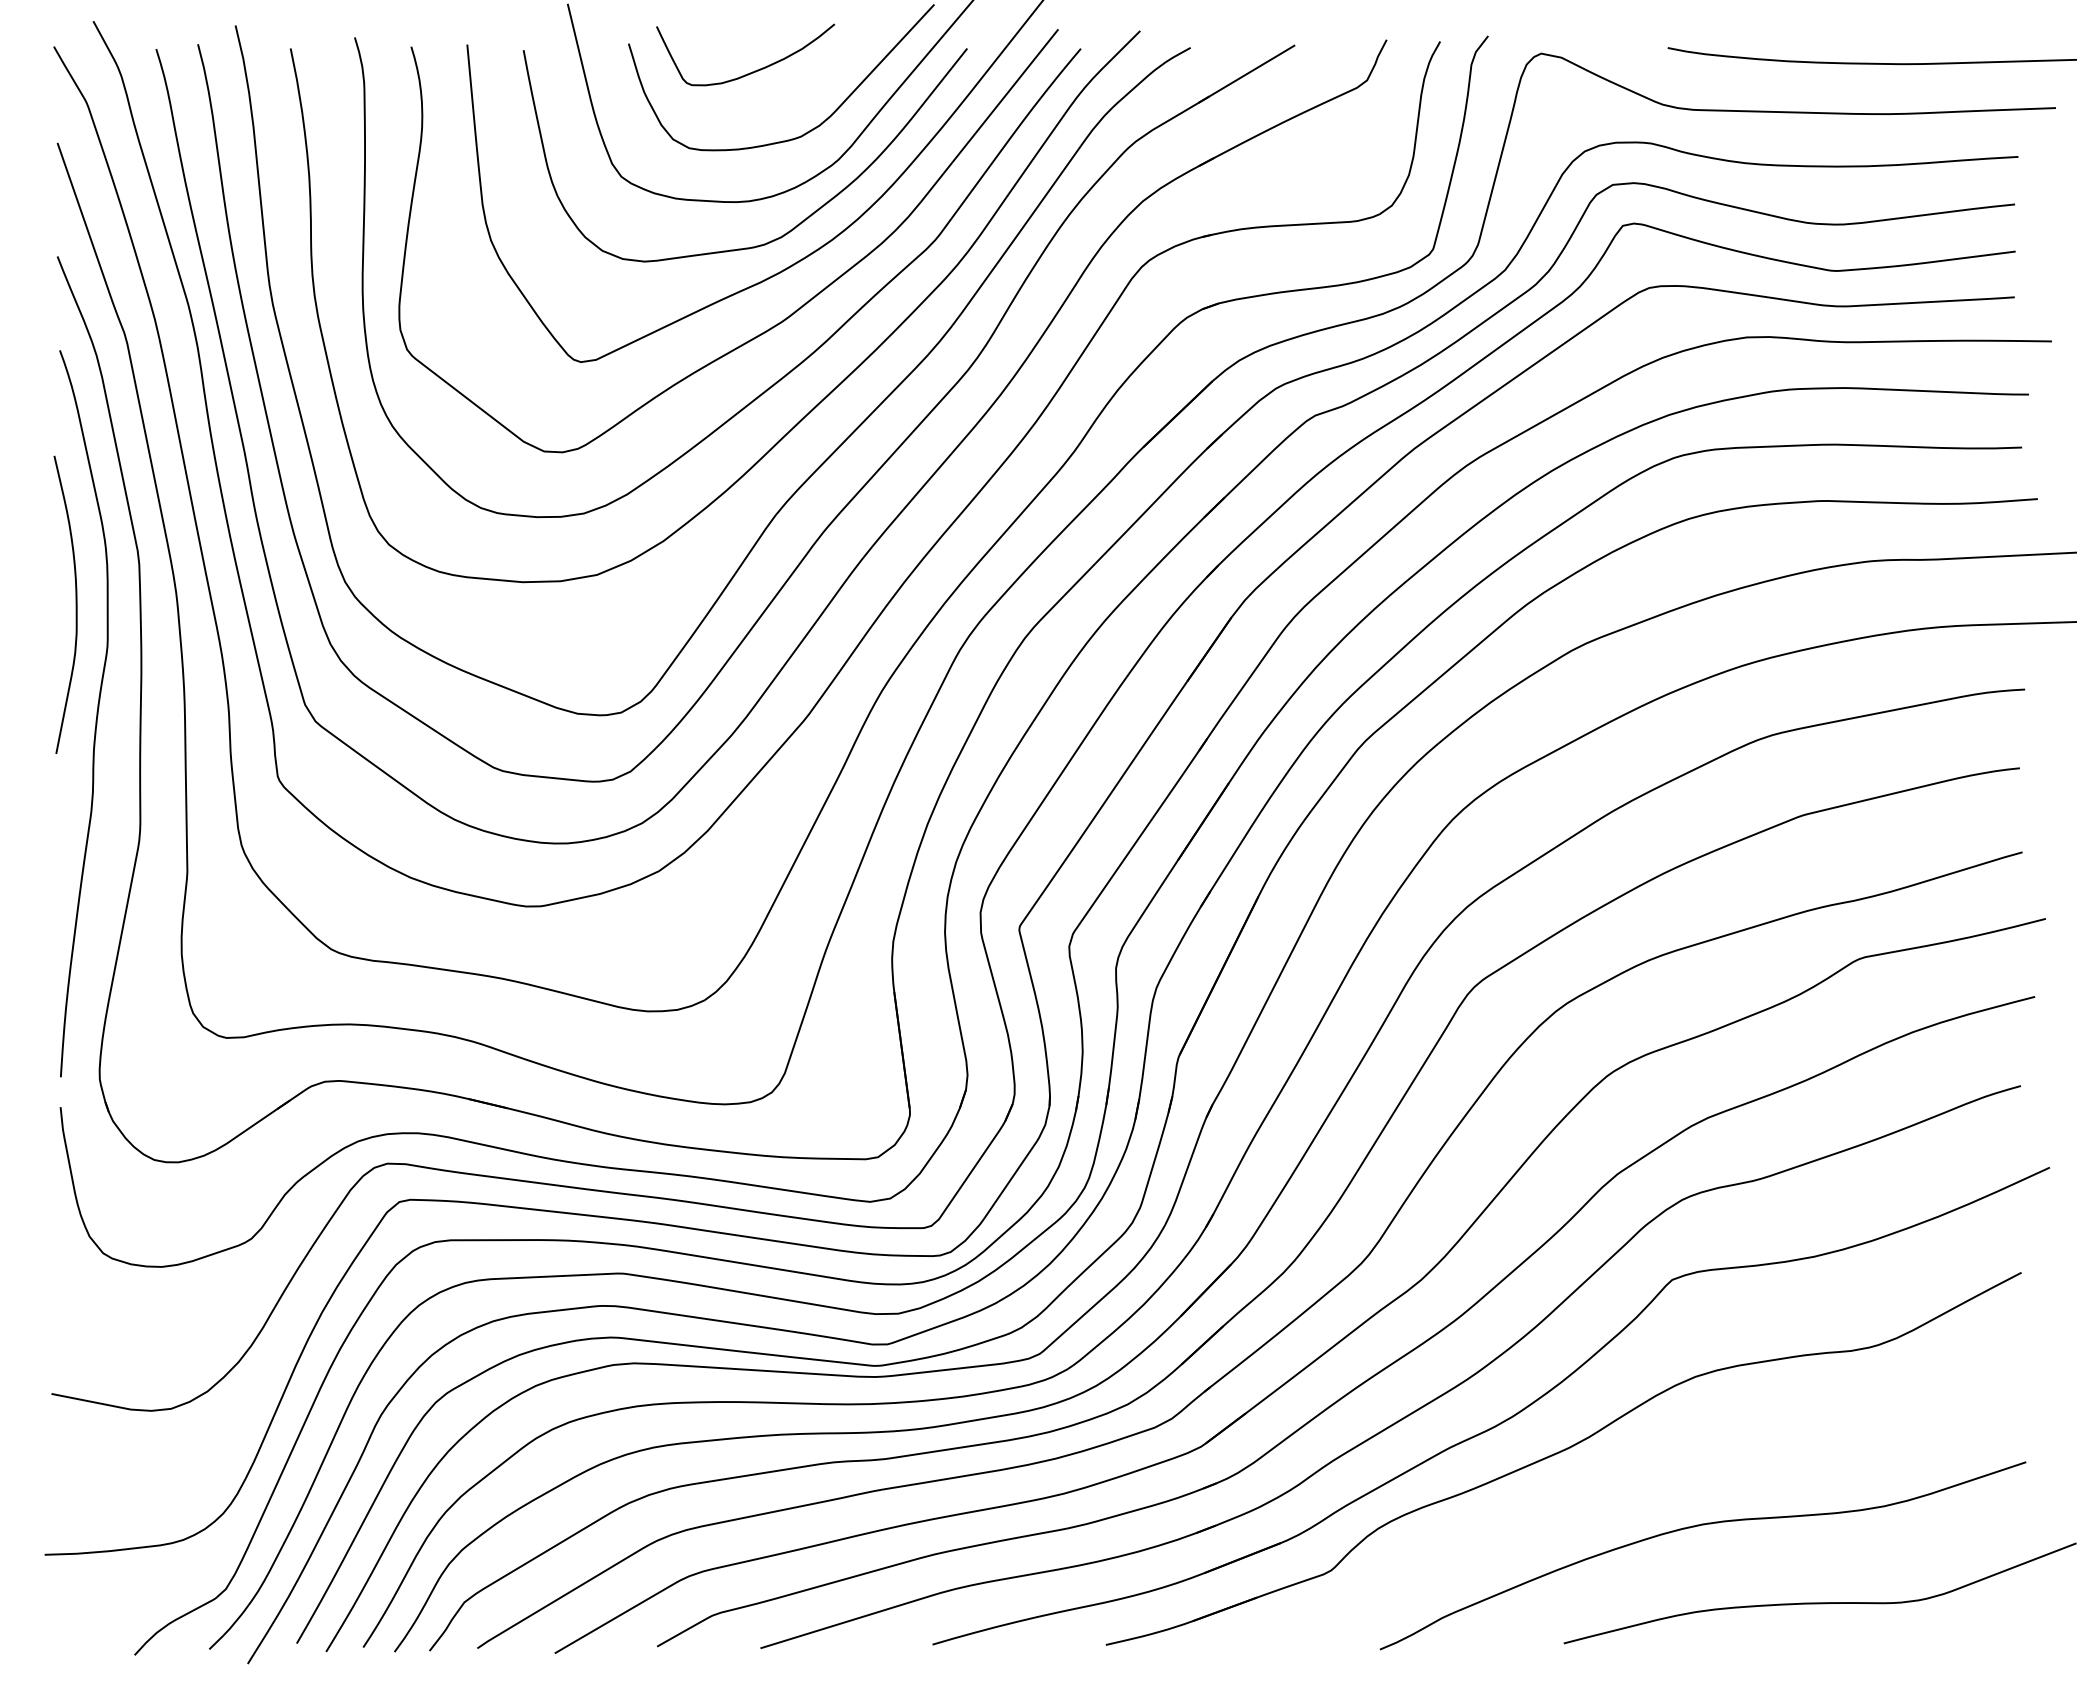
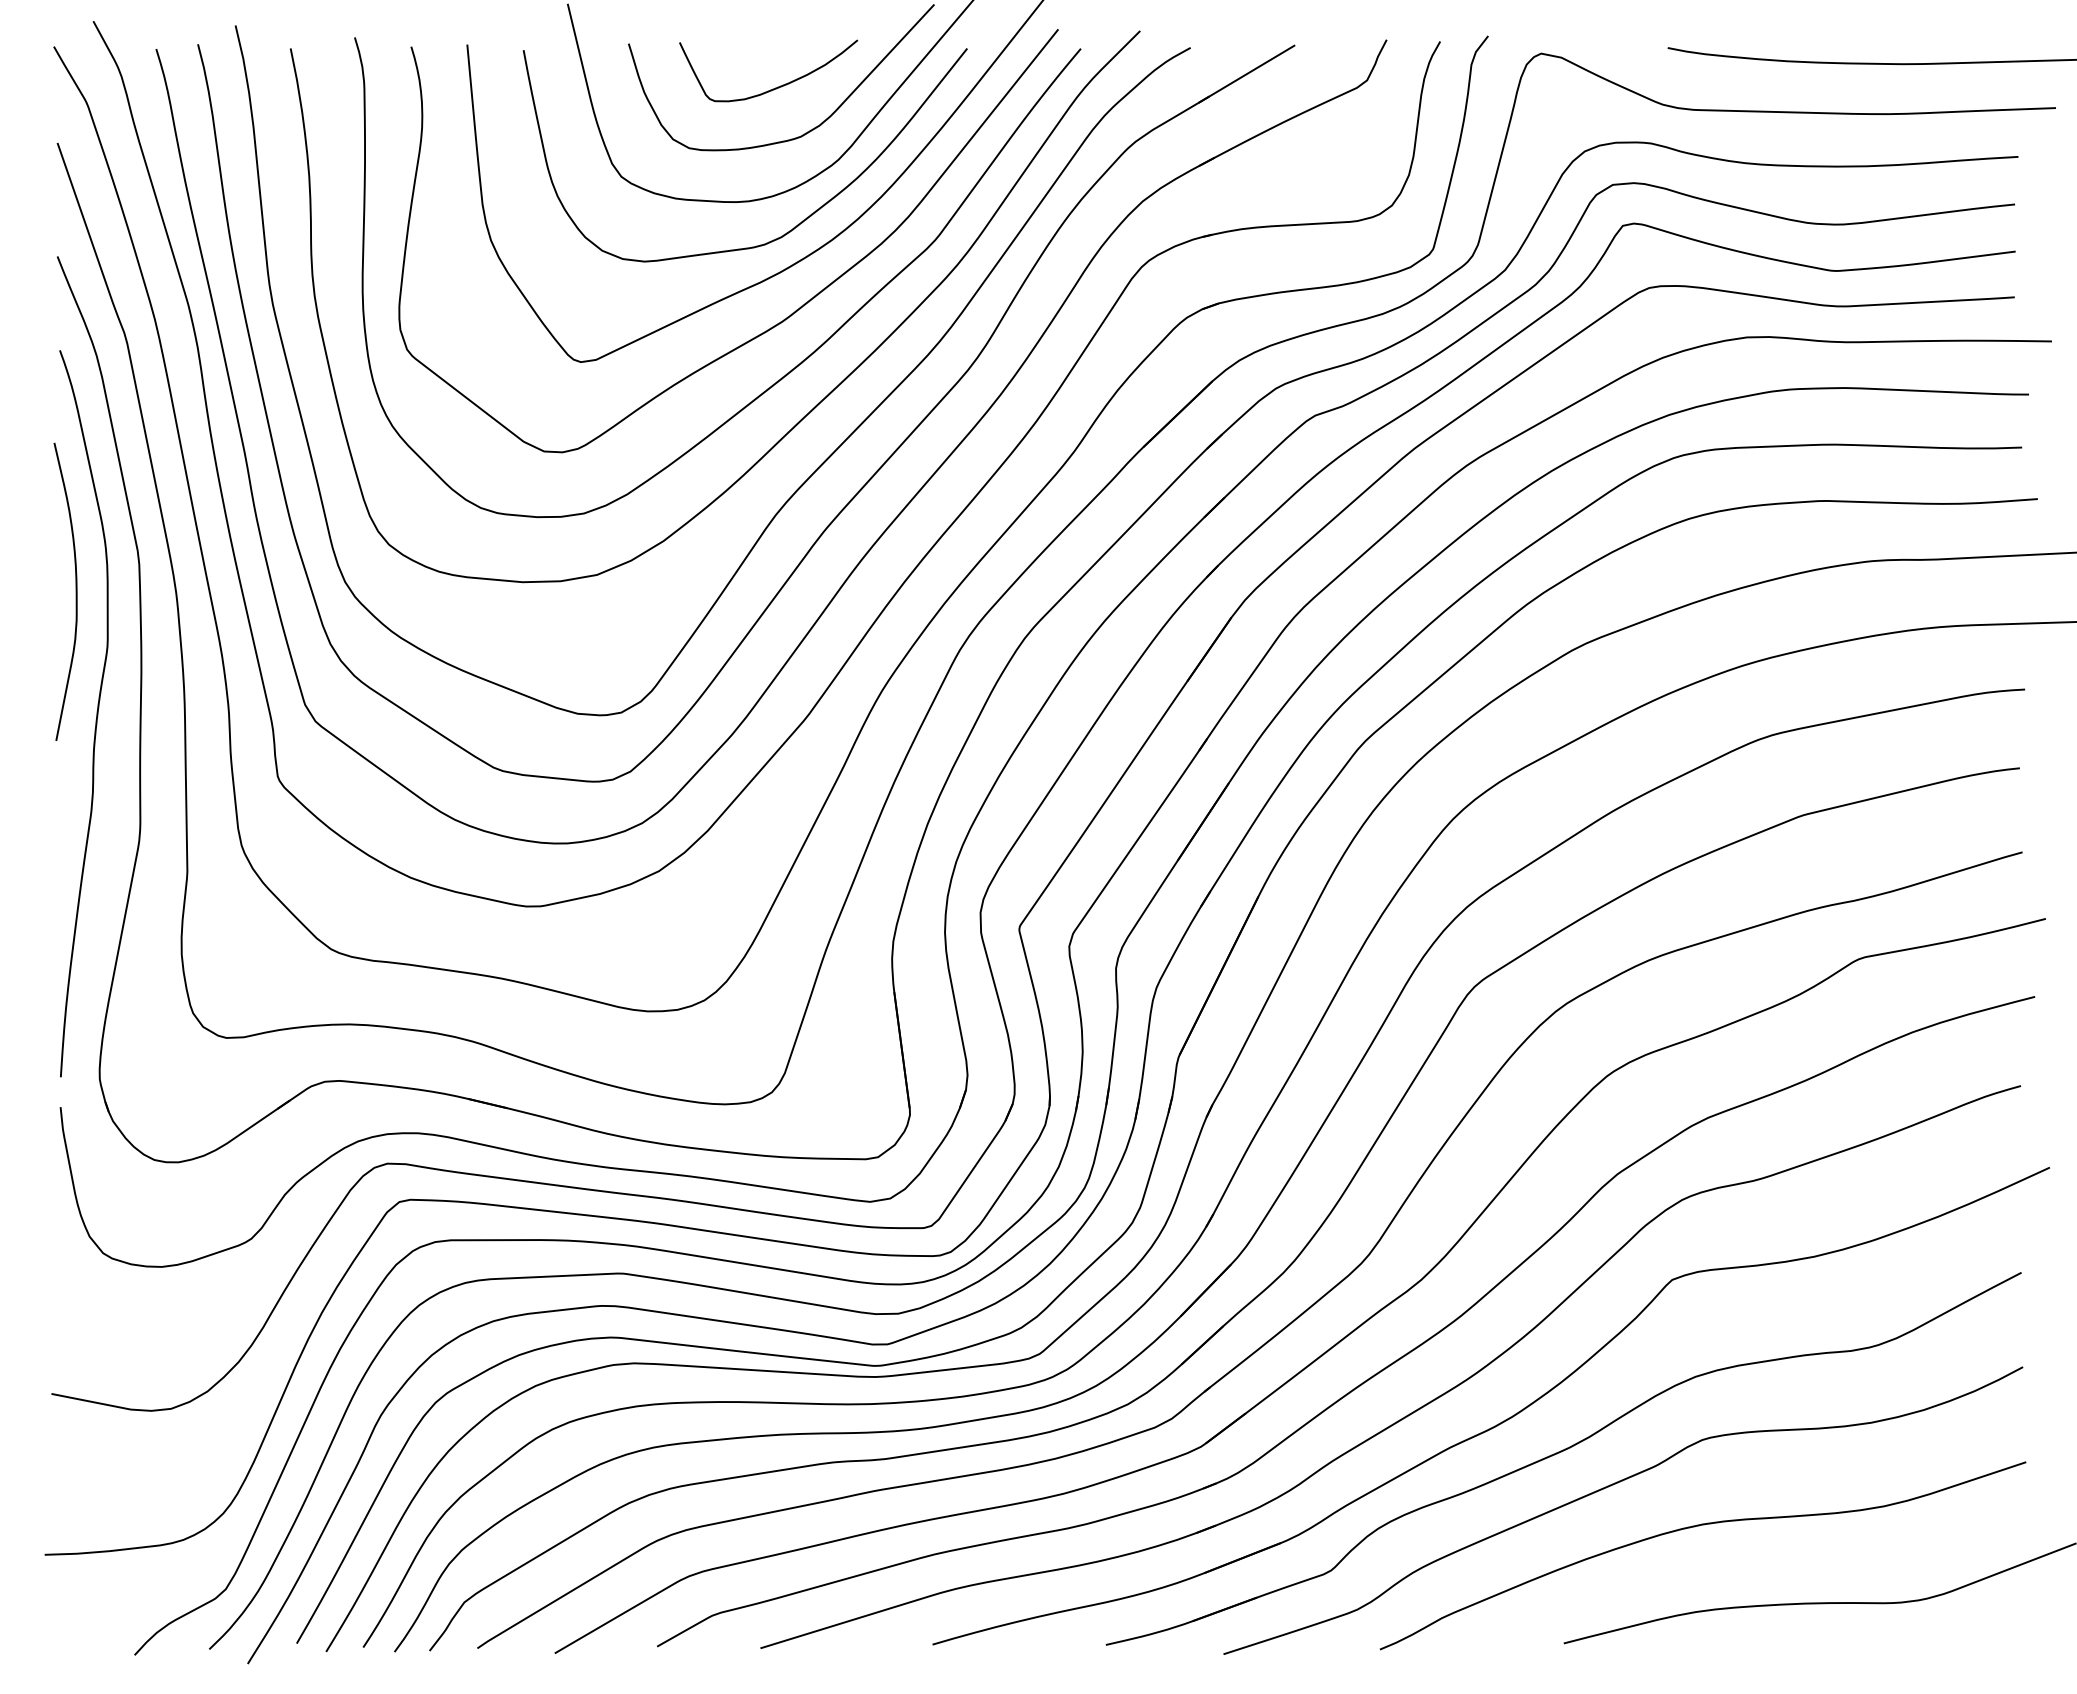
curve position: (754, 70) -> (777, 86) (777, 86)
curve position: (75, 604) -> (75, 591) (75, 591)
curve: none -> present (1611, 1486)
